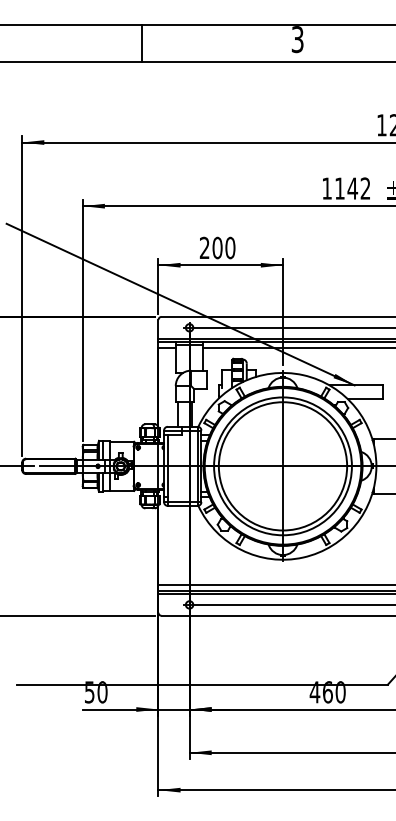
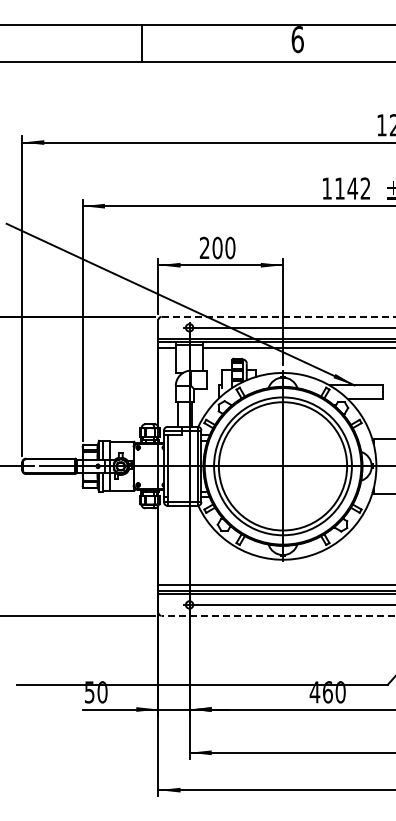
text: 3 -> 6 (297, 39)
line: solid -> dashed (278, 316)
line: solid -> dashed (278, 615)
